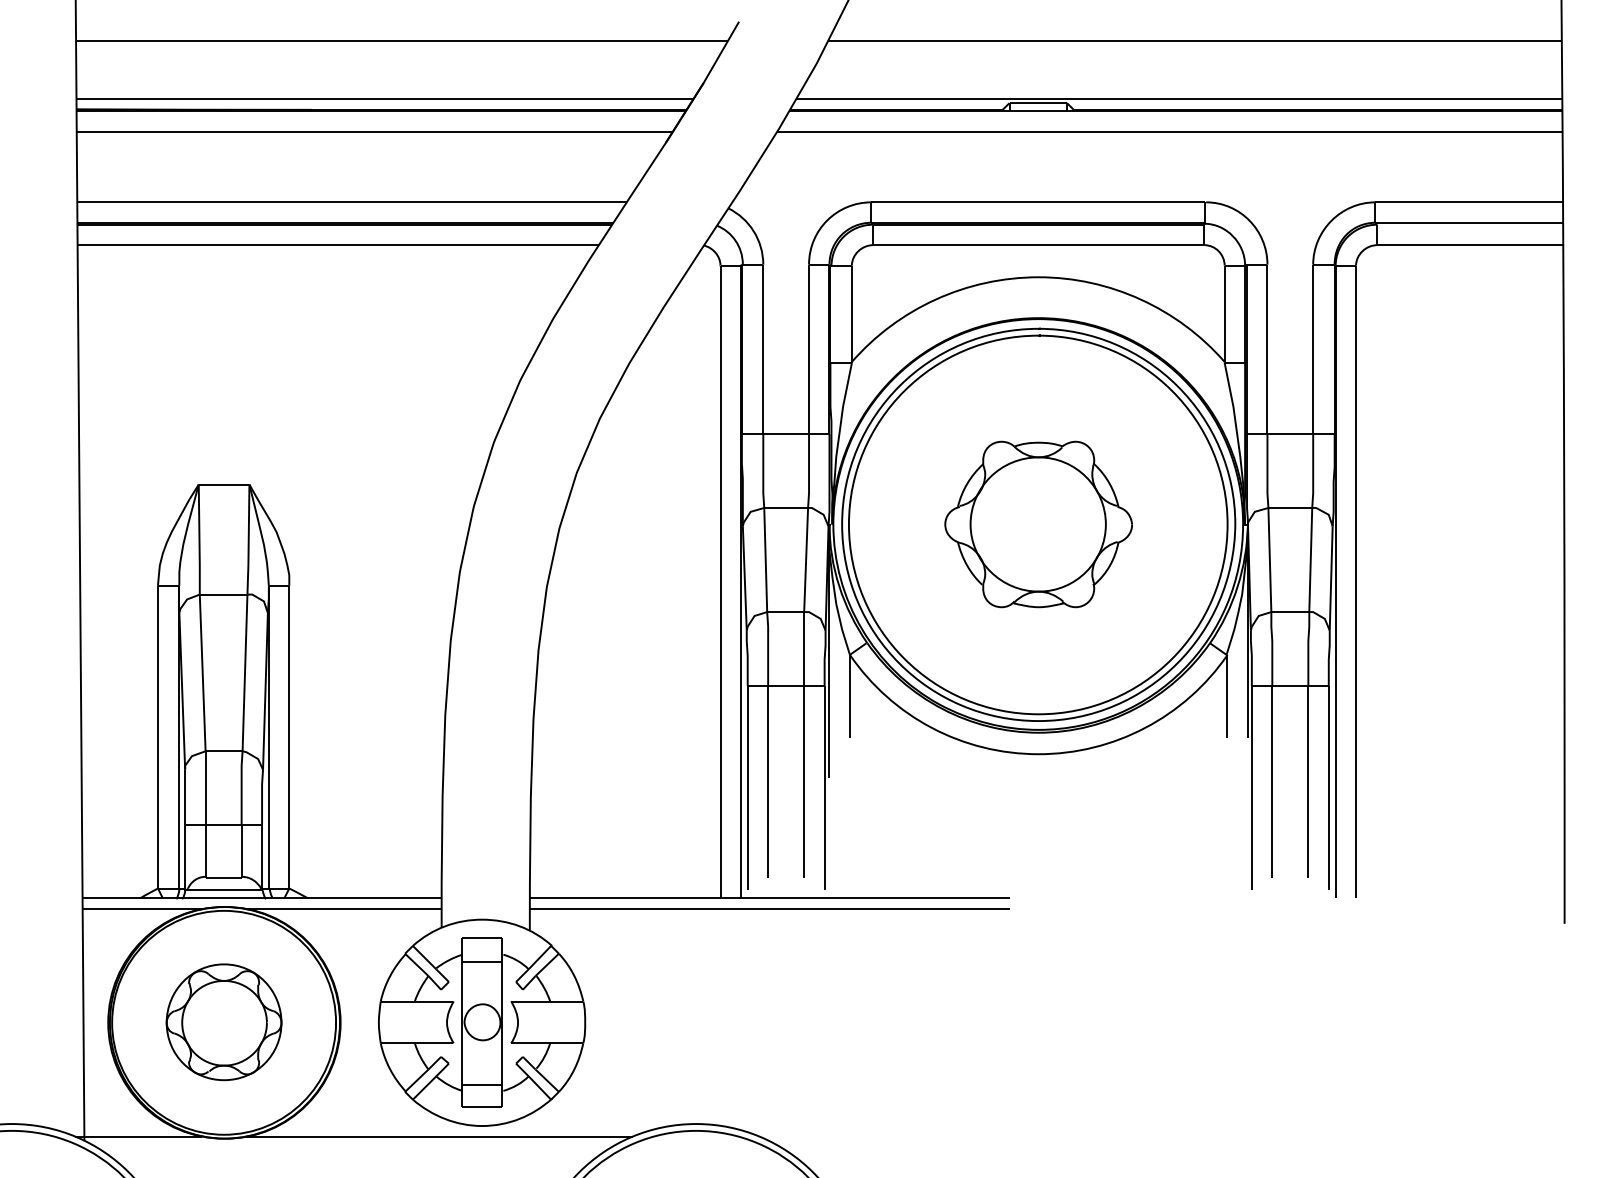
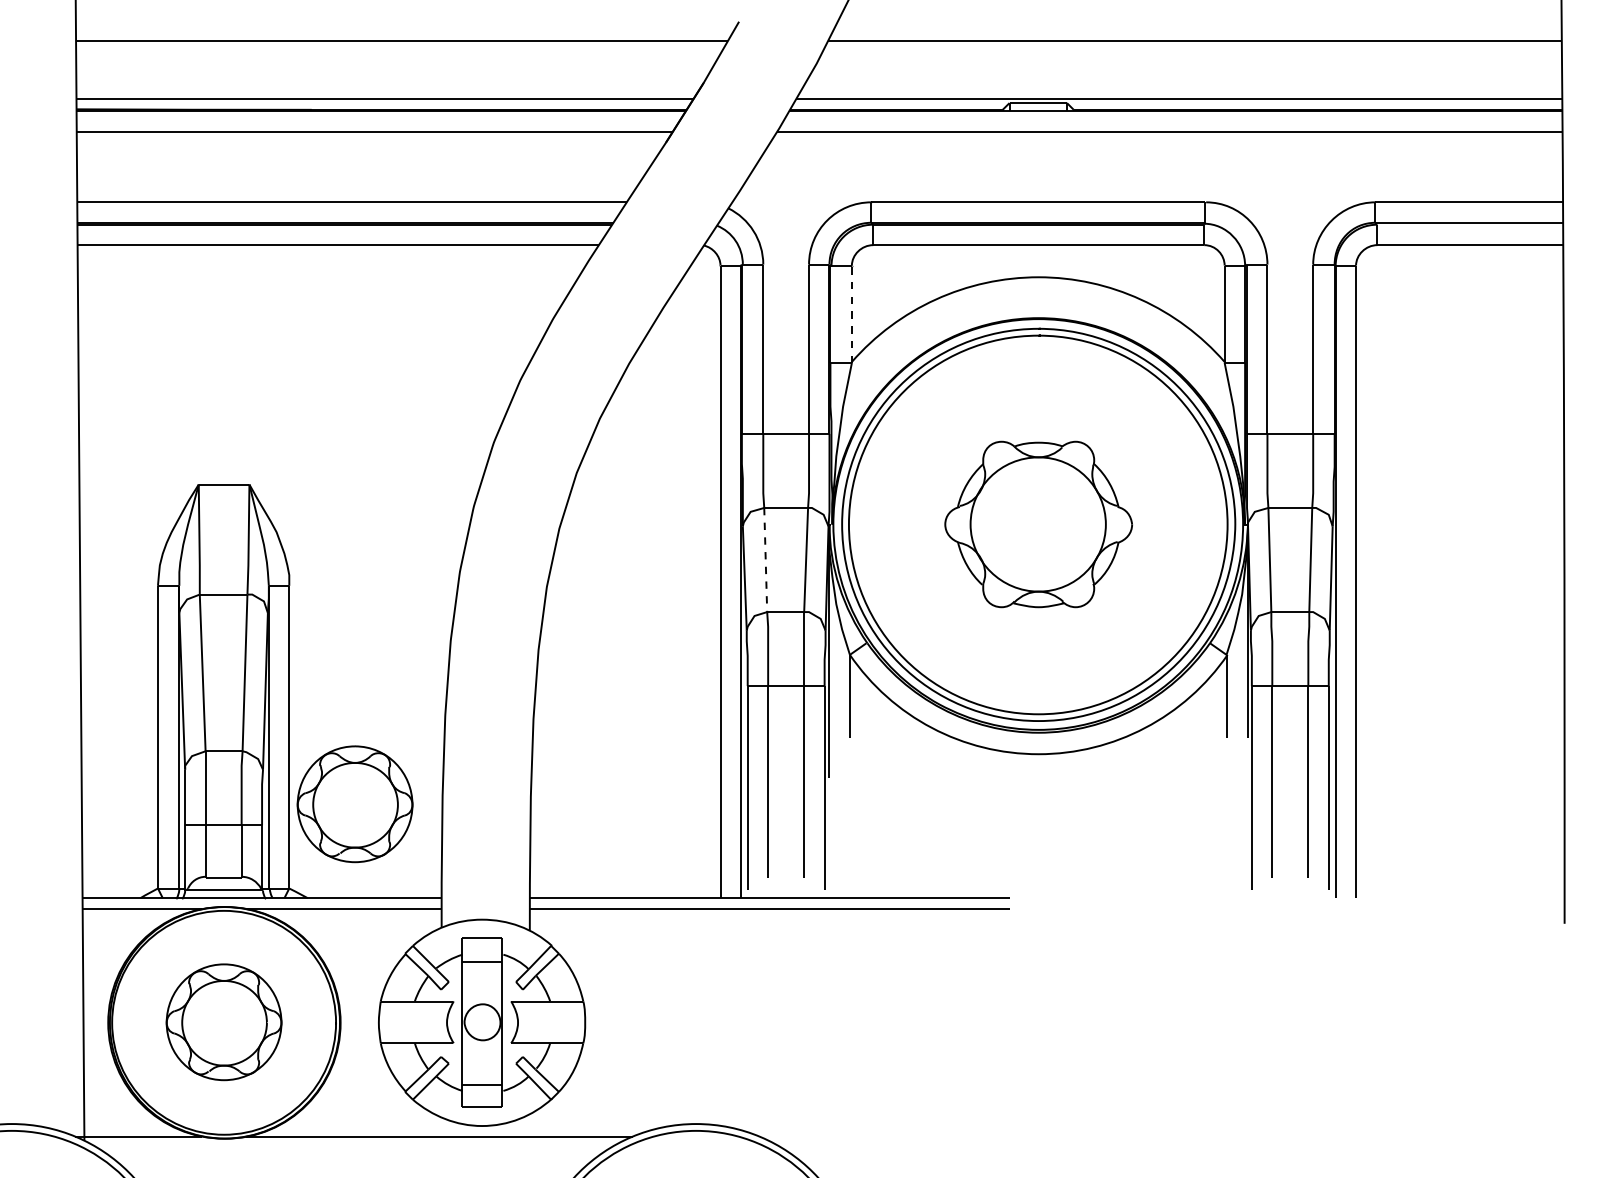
line: solid -> dashed (851, 313)
line: solid -> dashed (765, 560)
part: none -> present (354, 804)
